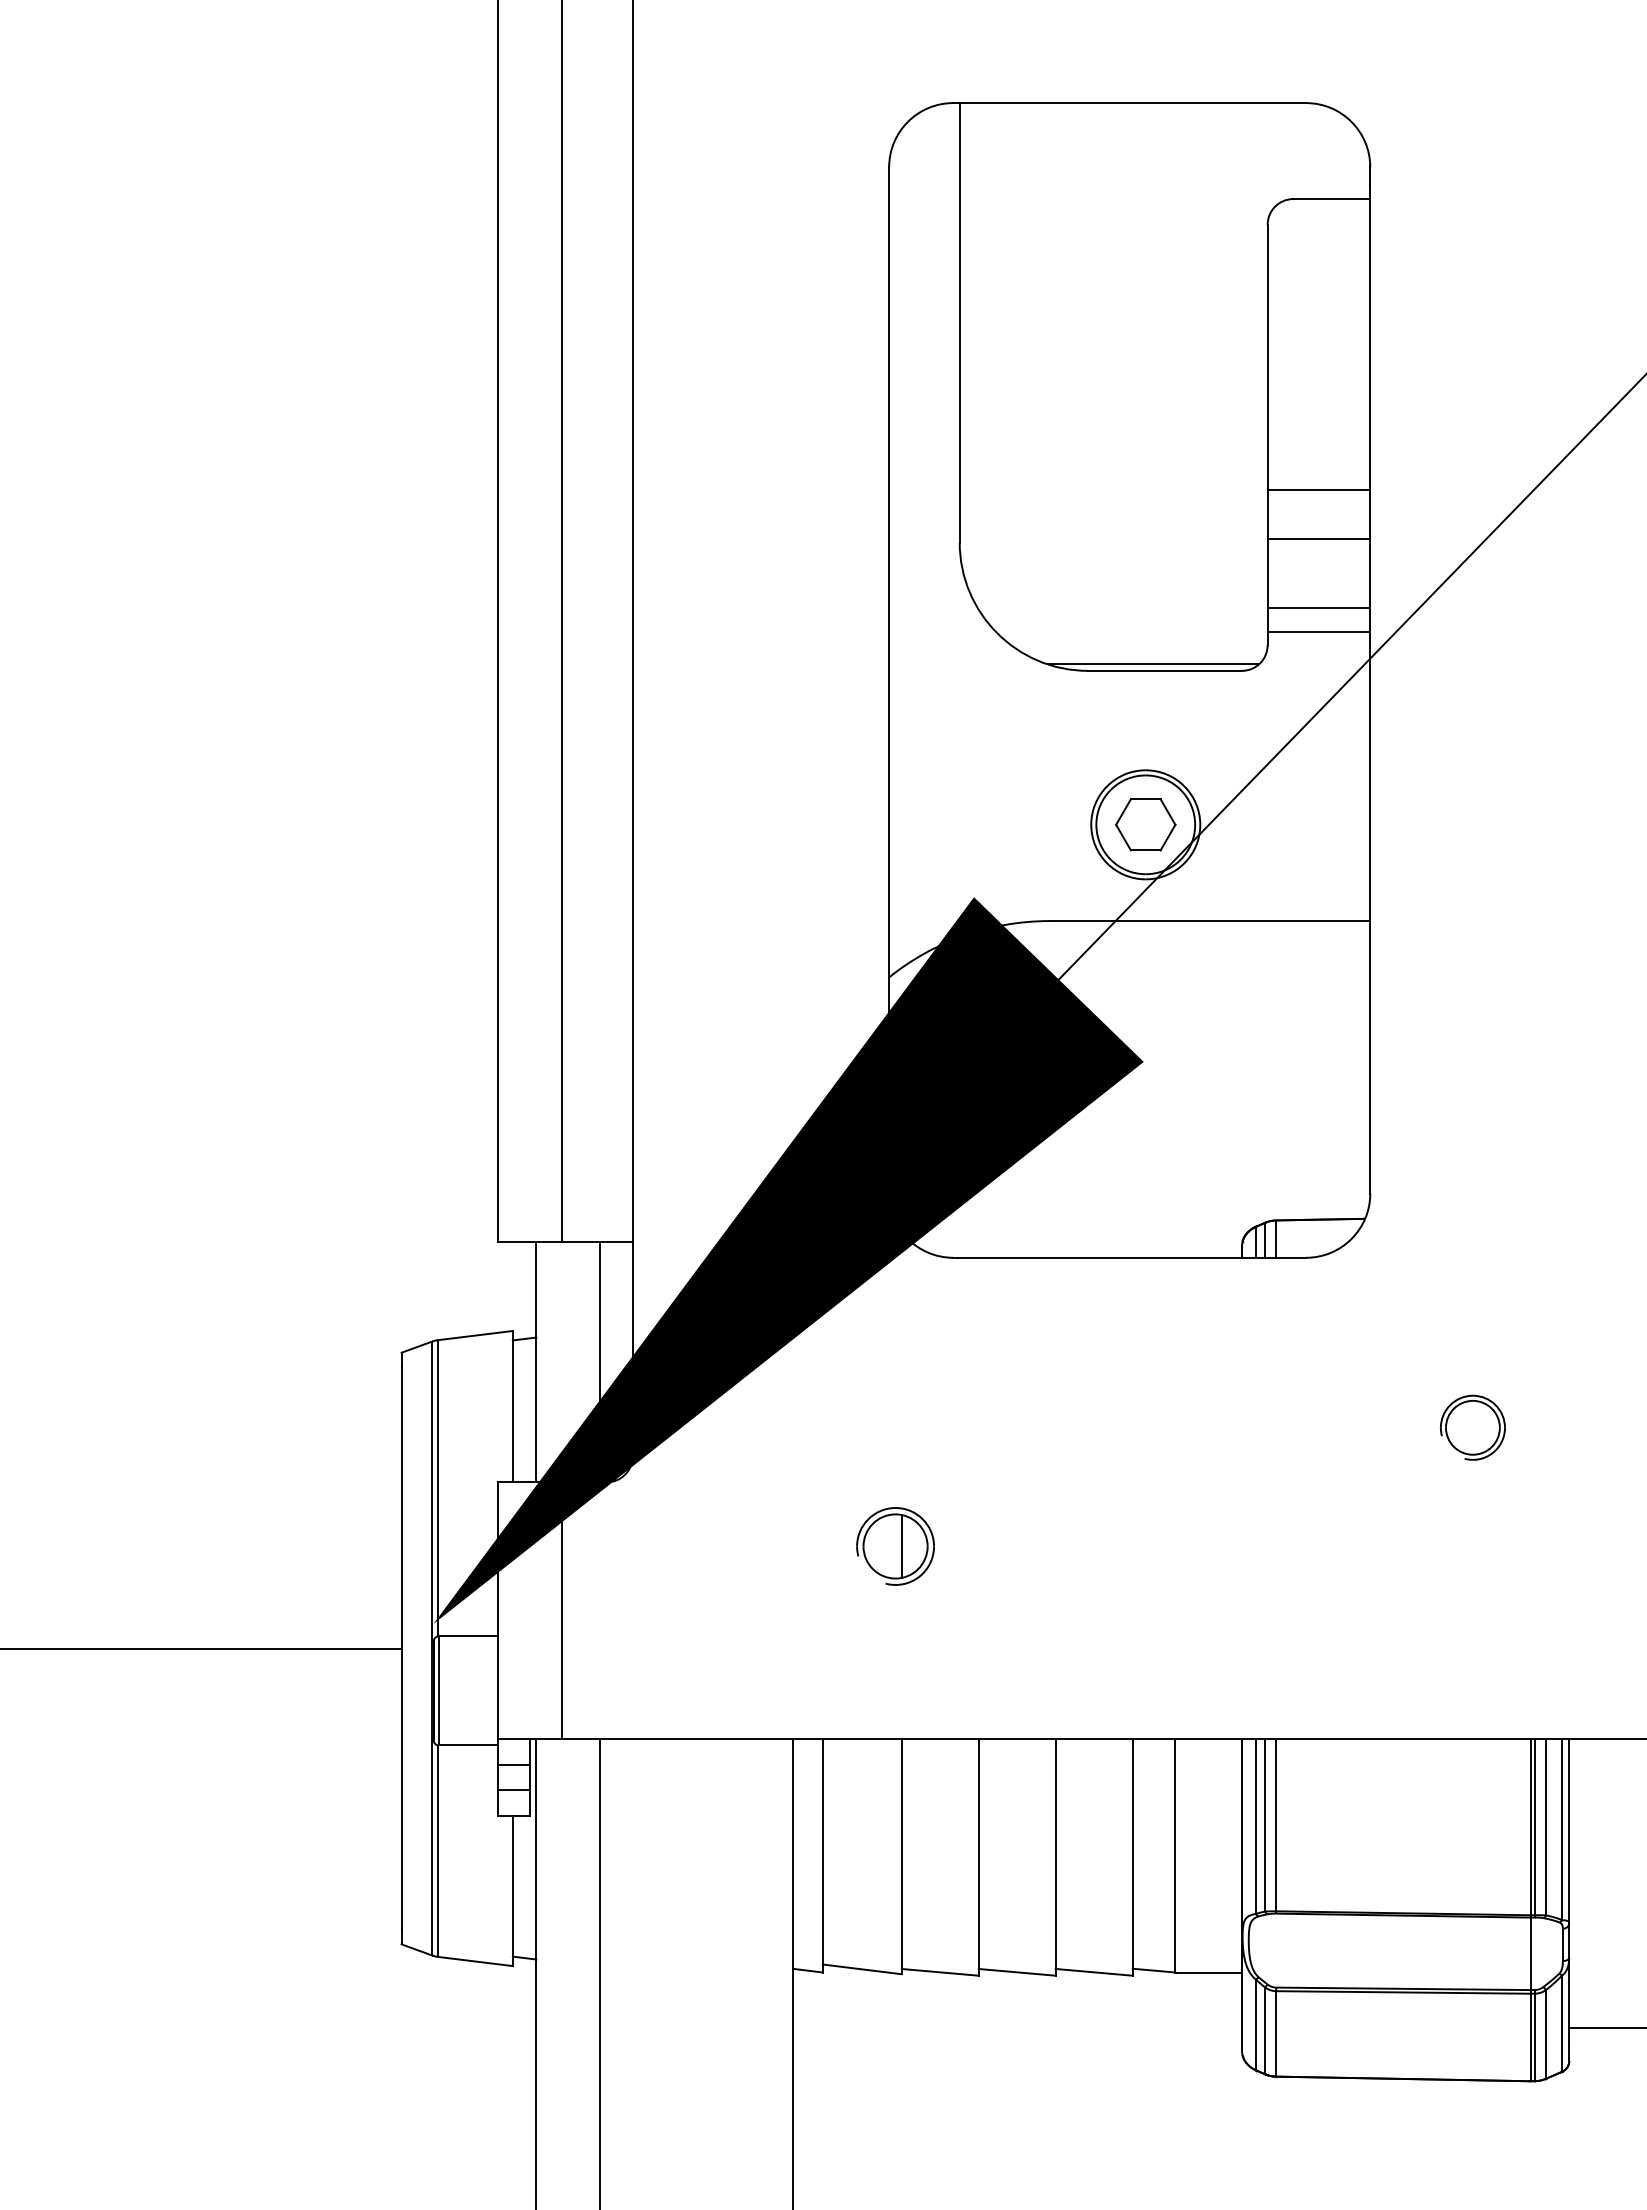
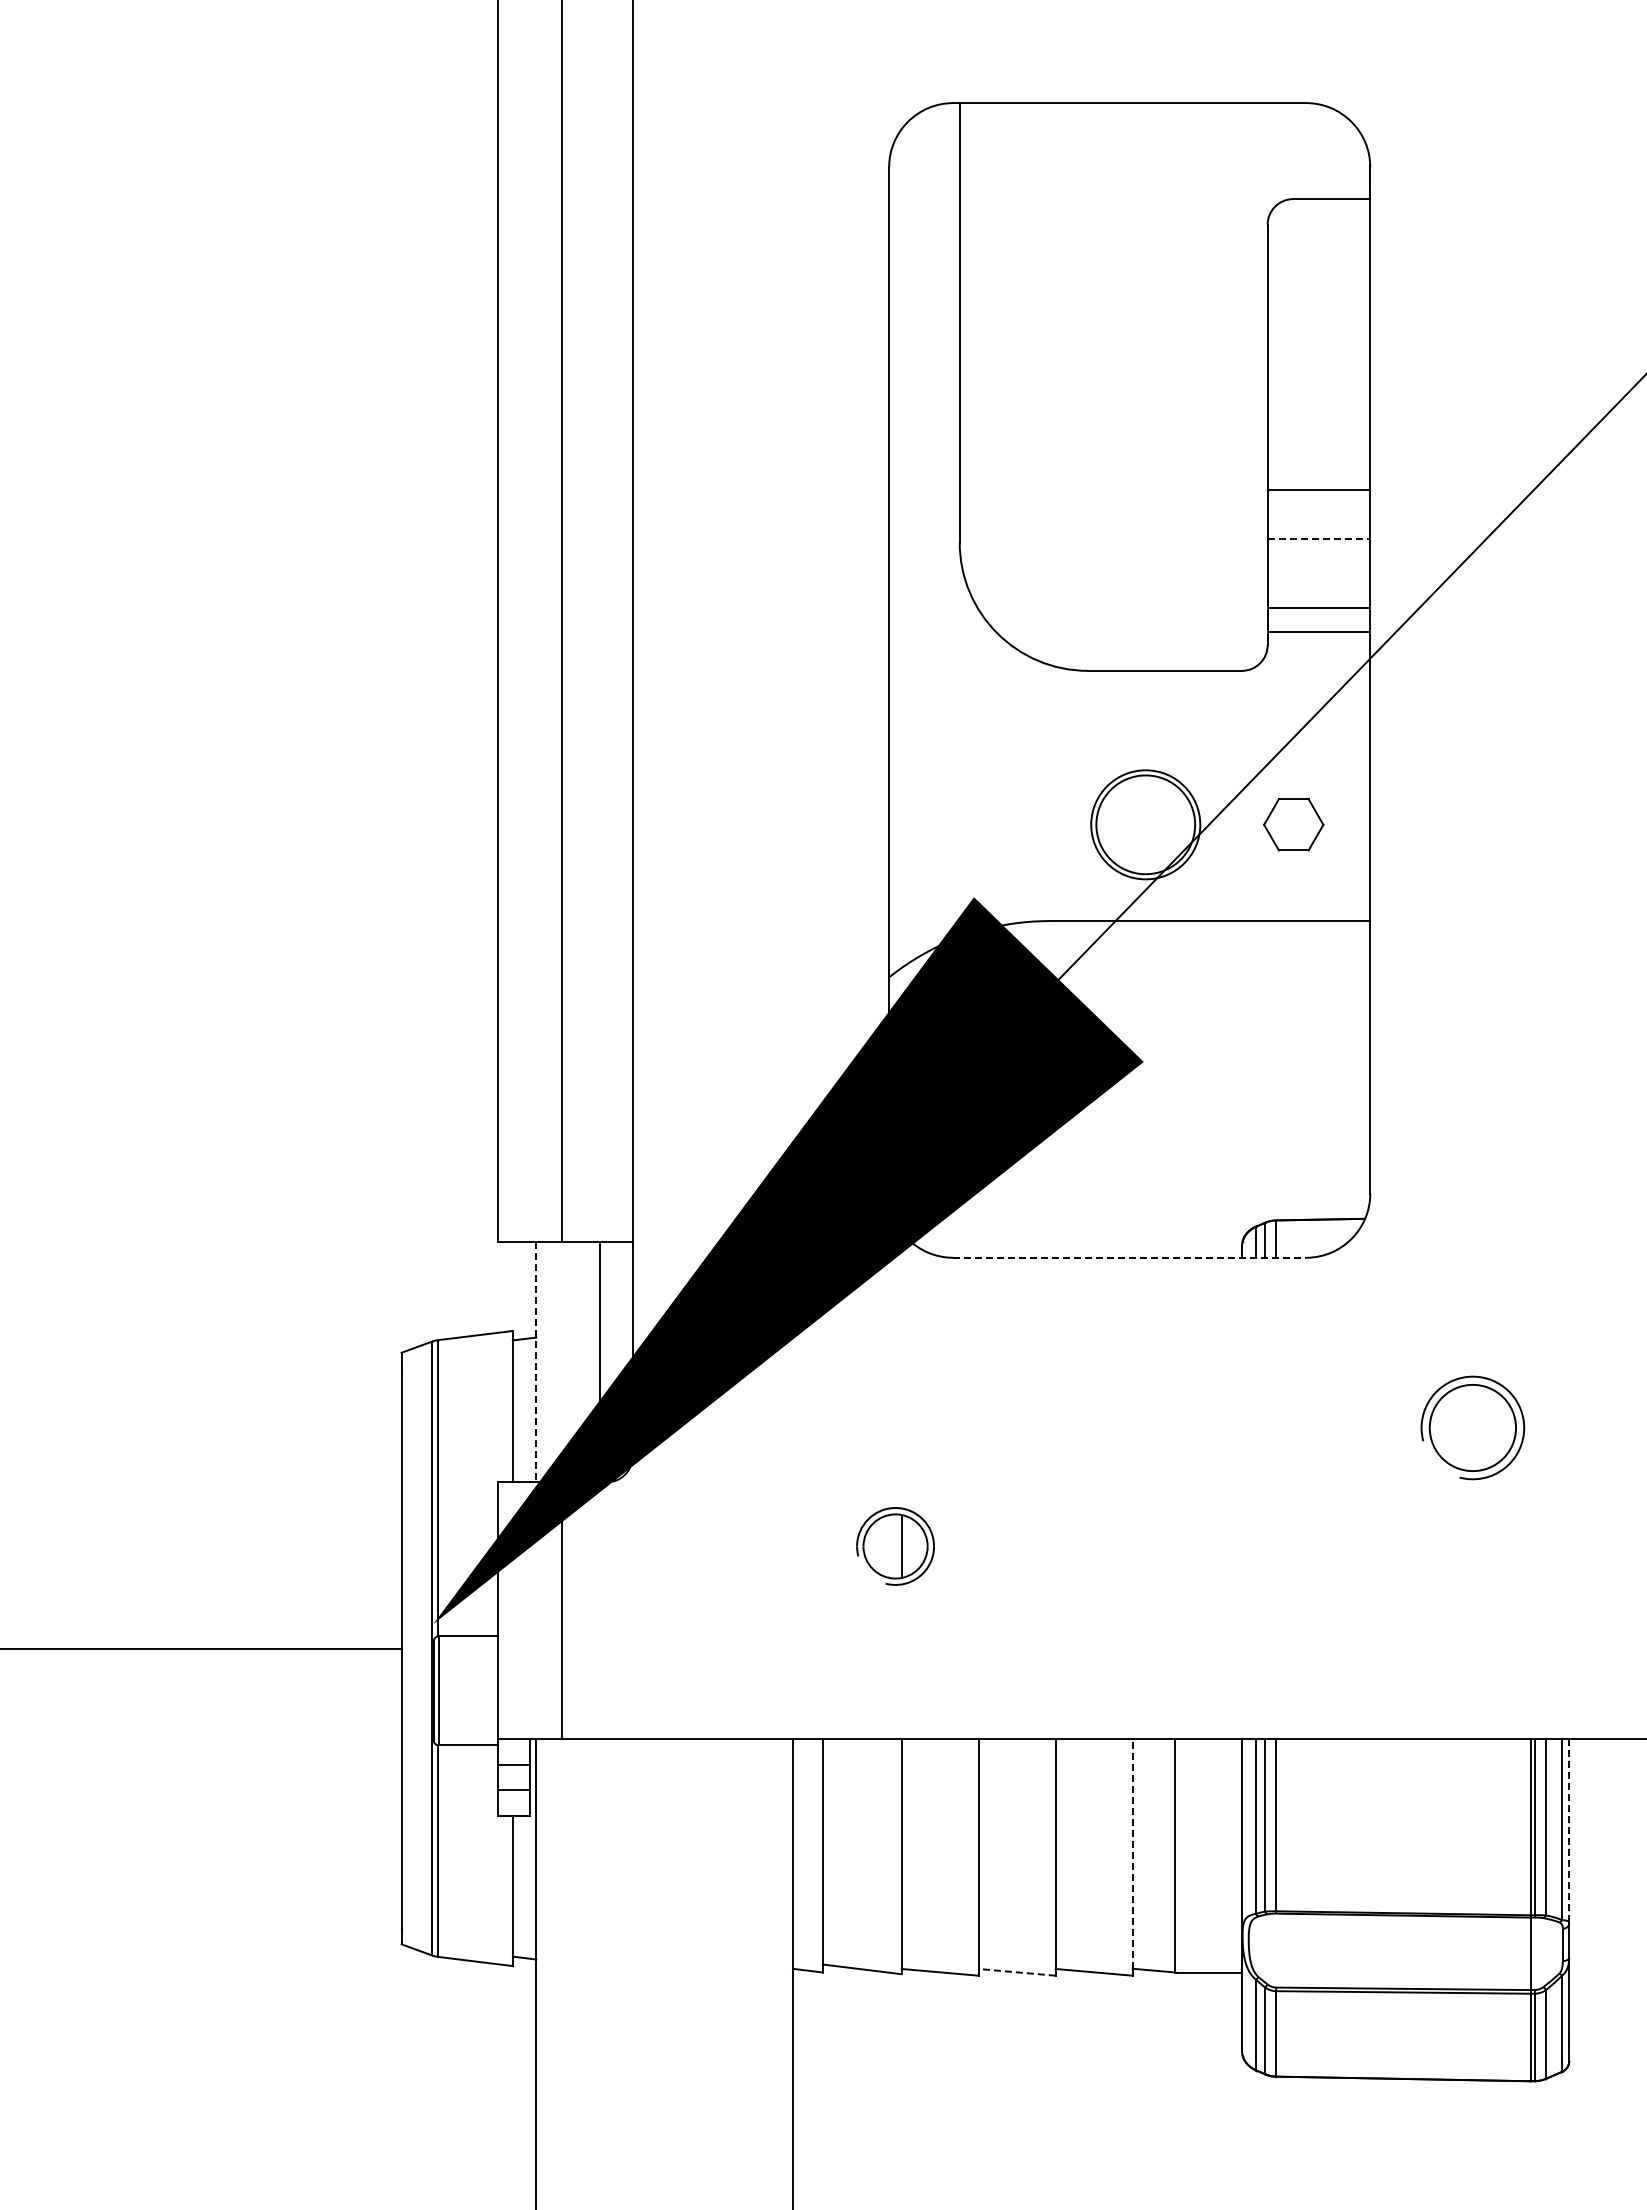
line: solid -> dashed (1319, 539)
line: present -> none (1153, 664)
part position: (1145, 824) -> (1293, 824) (1293, 824)
line: solid -> dashed (1130, 1257)
line: solid -> dashed (536, 1362)
part size: 66x67 px -> 106x106 px (1472, 1427)
line: solid -> dashed (1569, 1831)
line: solid -> dashed (1132, 1853)
line: present -> none (600, 1972)
line: solid -> dashed (1017, 1972)
line: present -> none (1606, 2028)
